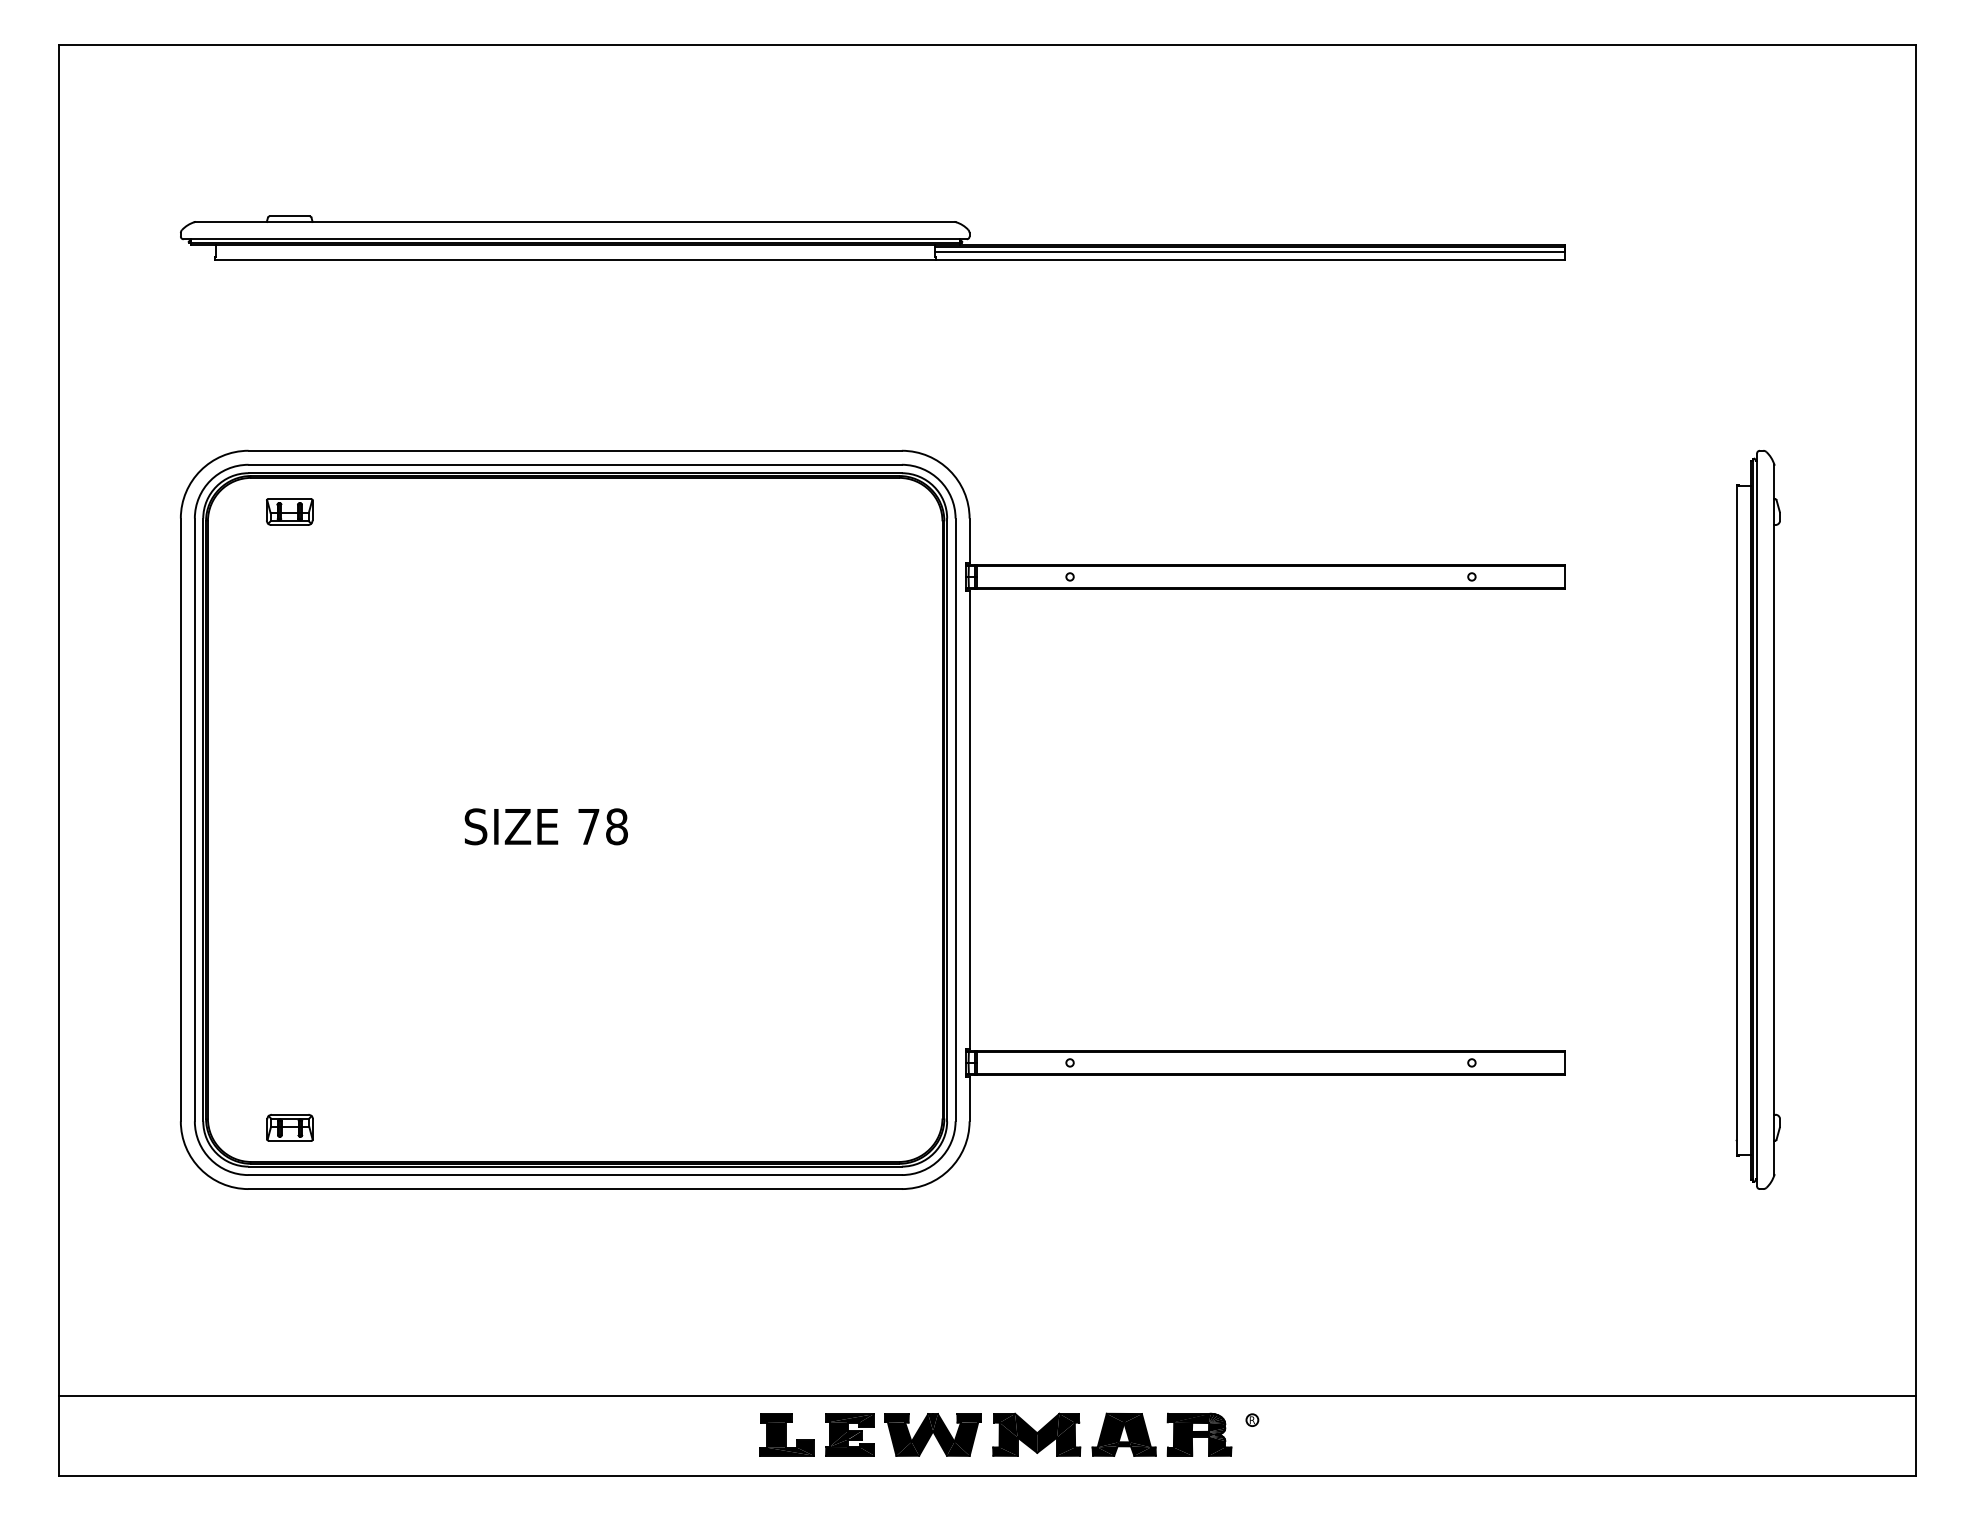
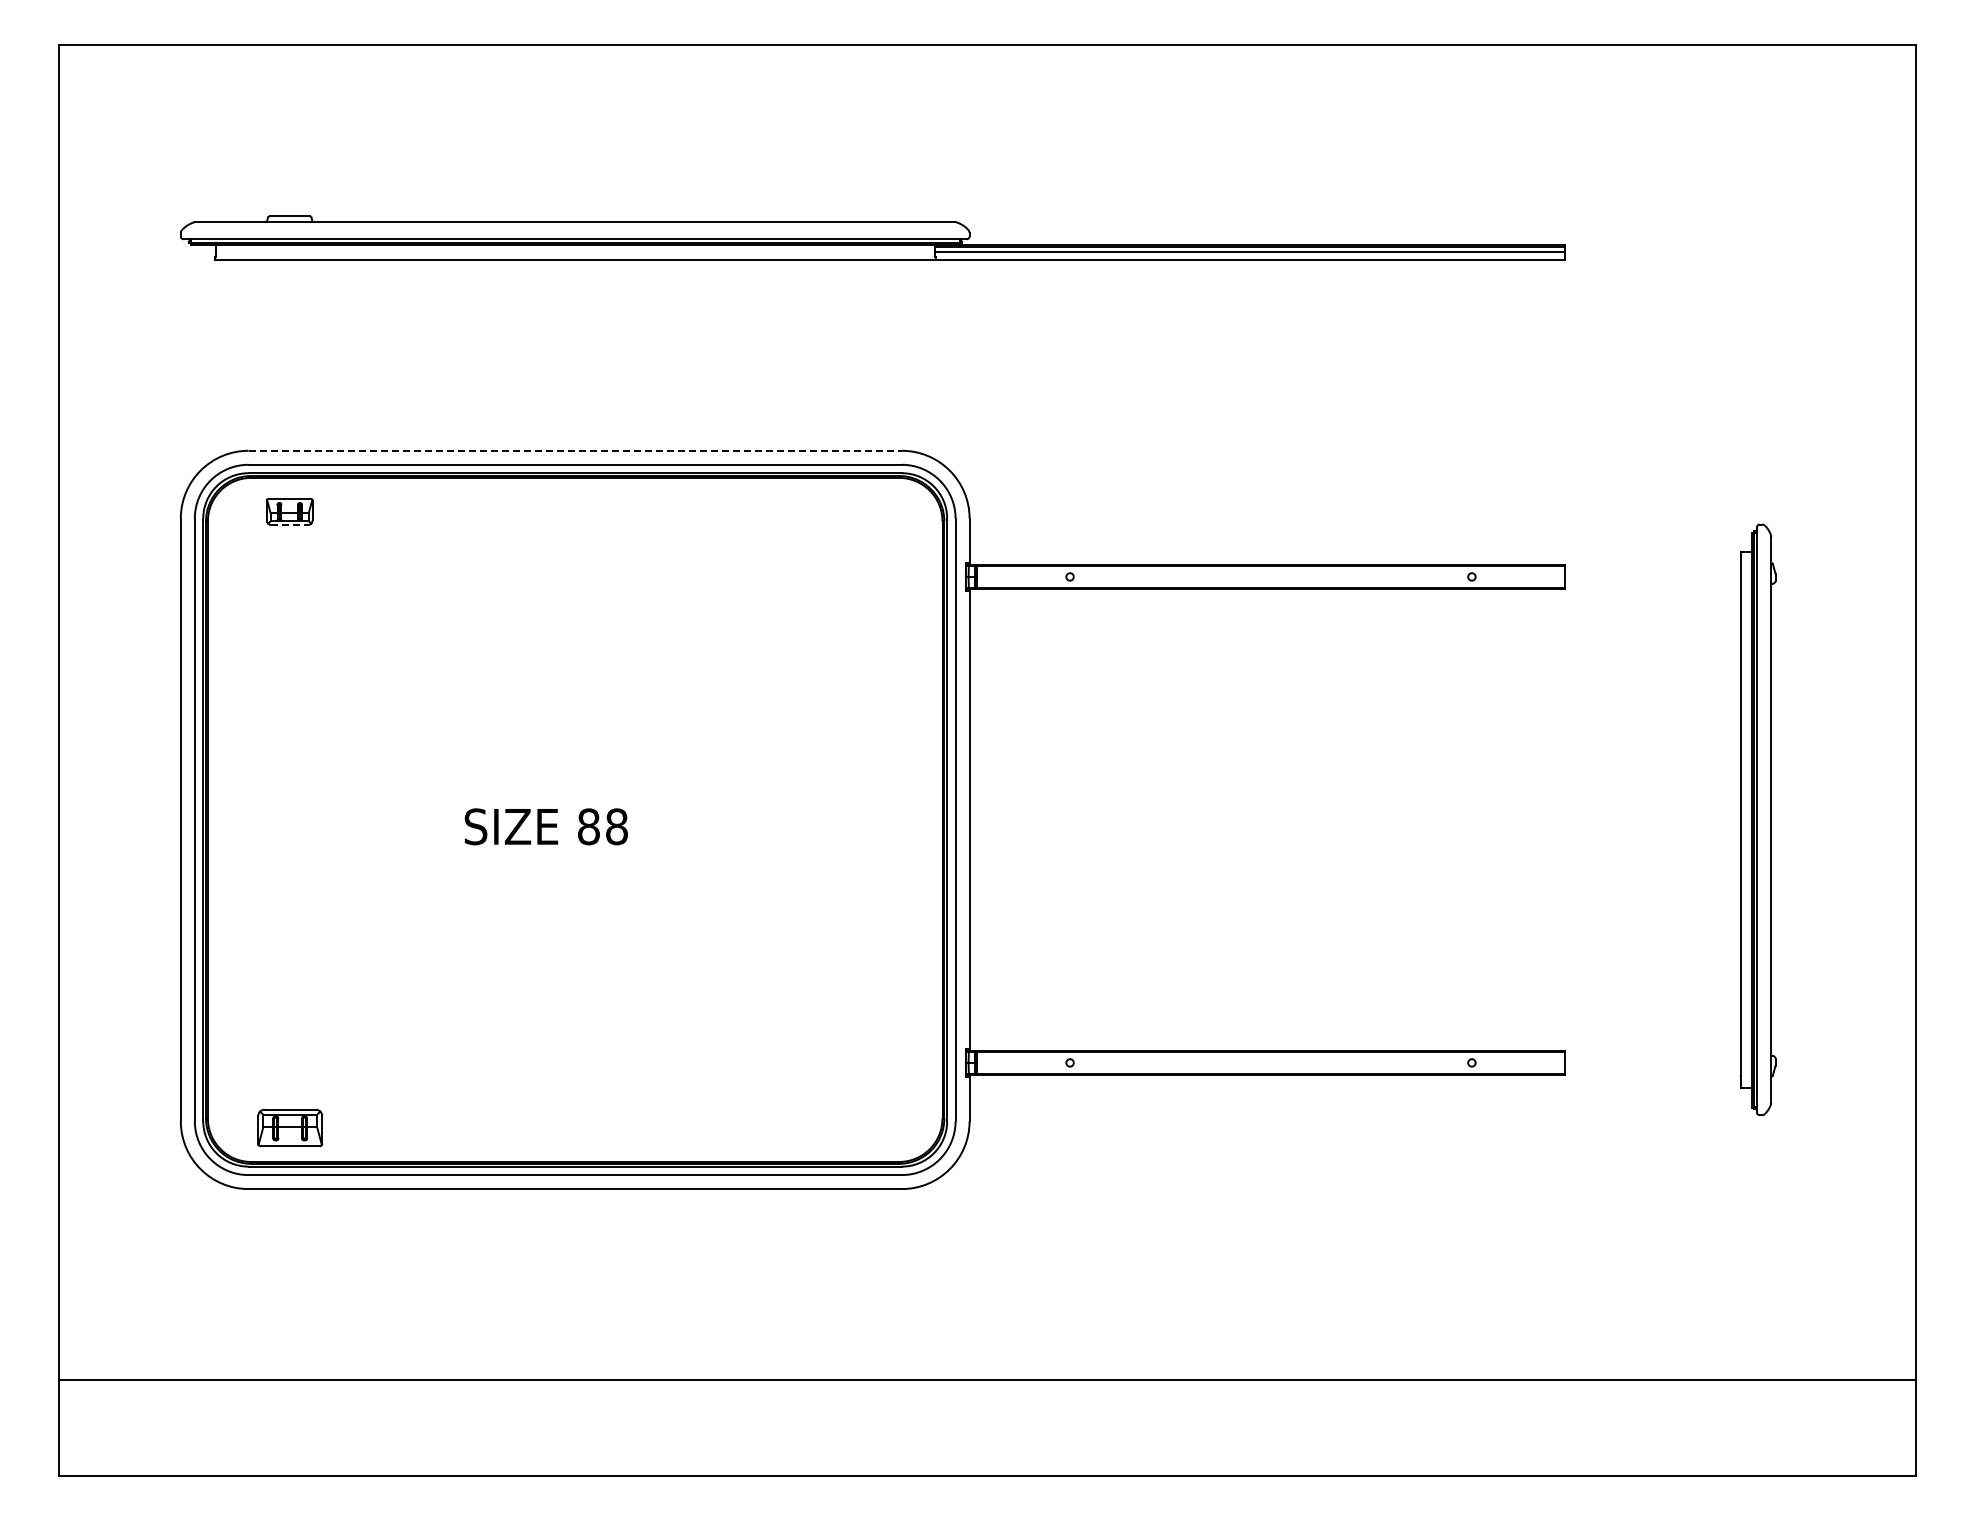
line: solid -> dashed (575, 450)
line: solid -> dashed (290, 525)
part size: 46x741 px -> 38x593 px (1757, 819)
text: 78 -> 88 (588, 826)
part size: 48x29 px -> 67x40 px (290, 1127)
line position: (987, 1396) -> (987, 1380) (987, 1380)
part: present -> none (1009, 1434)
